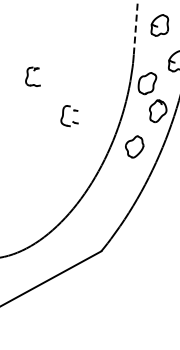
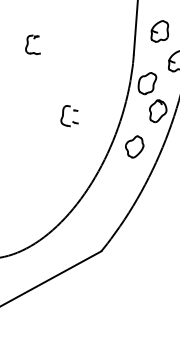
part position: (159, 25) -> (159, 31) (159, 31)
line: dashed -> solid (135, 27)
part position: (32, 76) -> (32, 44) (32, 44)
